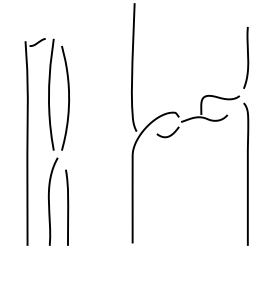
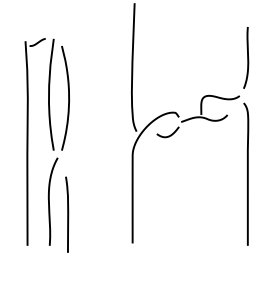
curve position: (67, 207) -> (67, 214) (67, 214)
